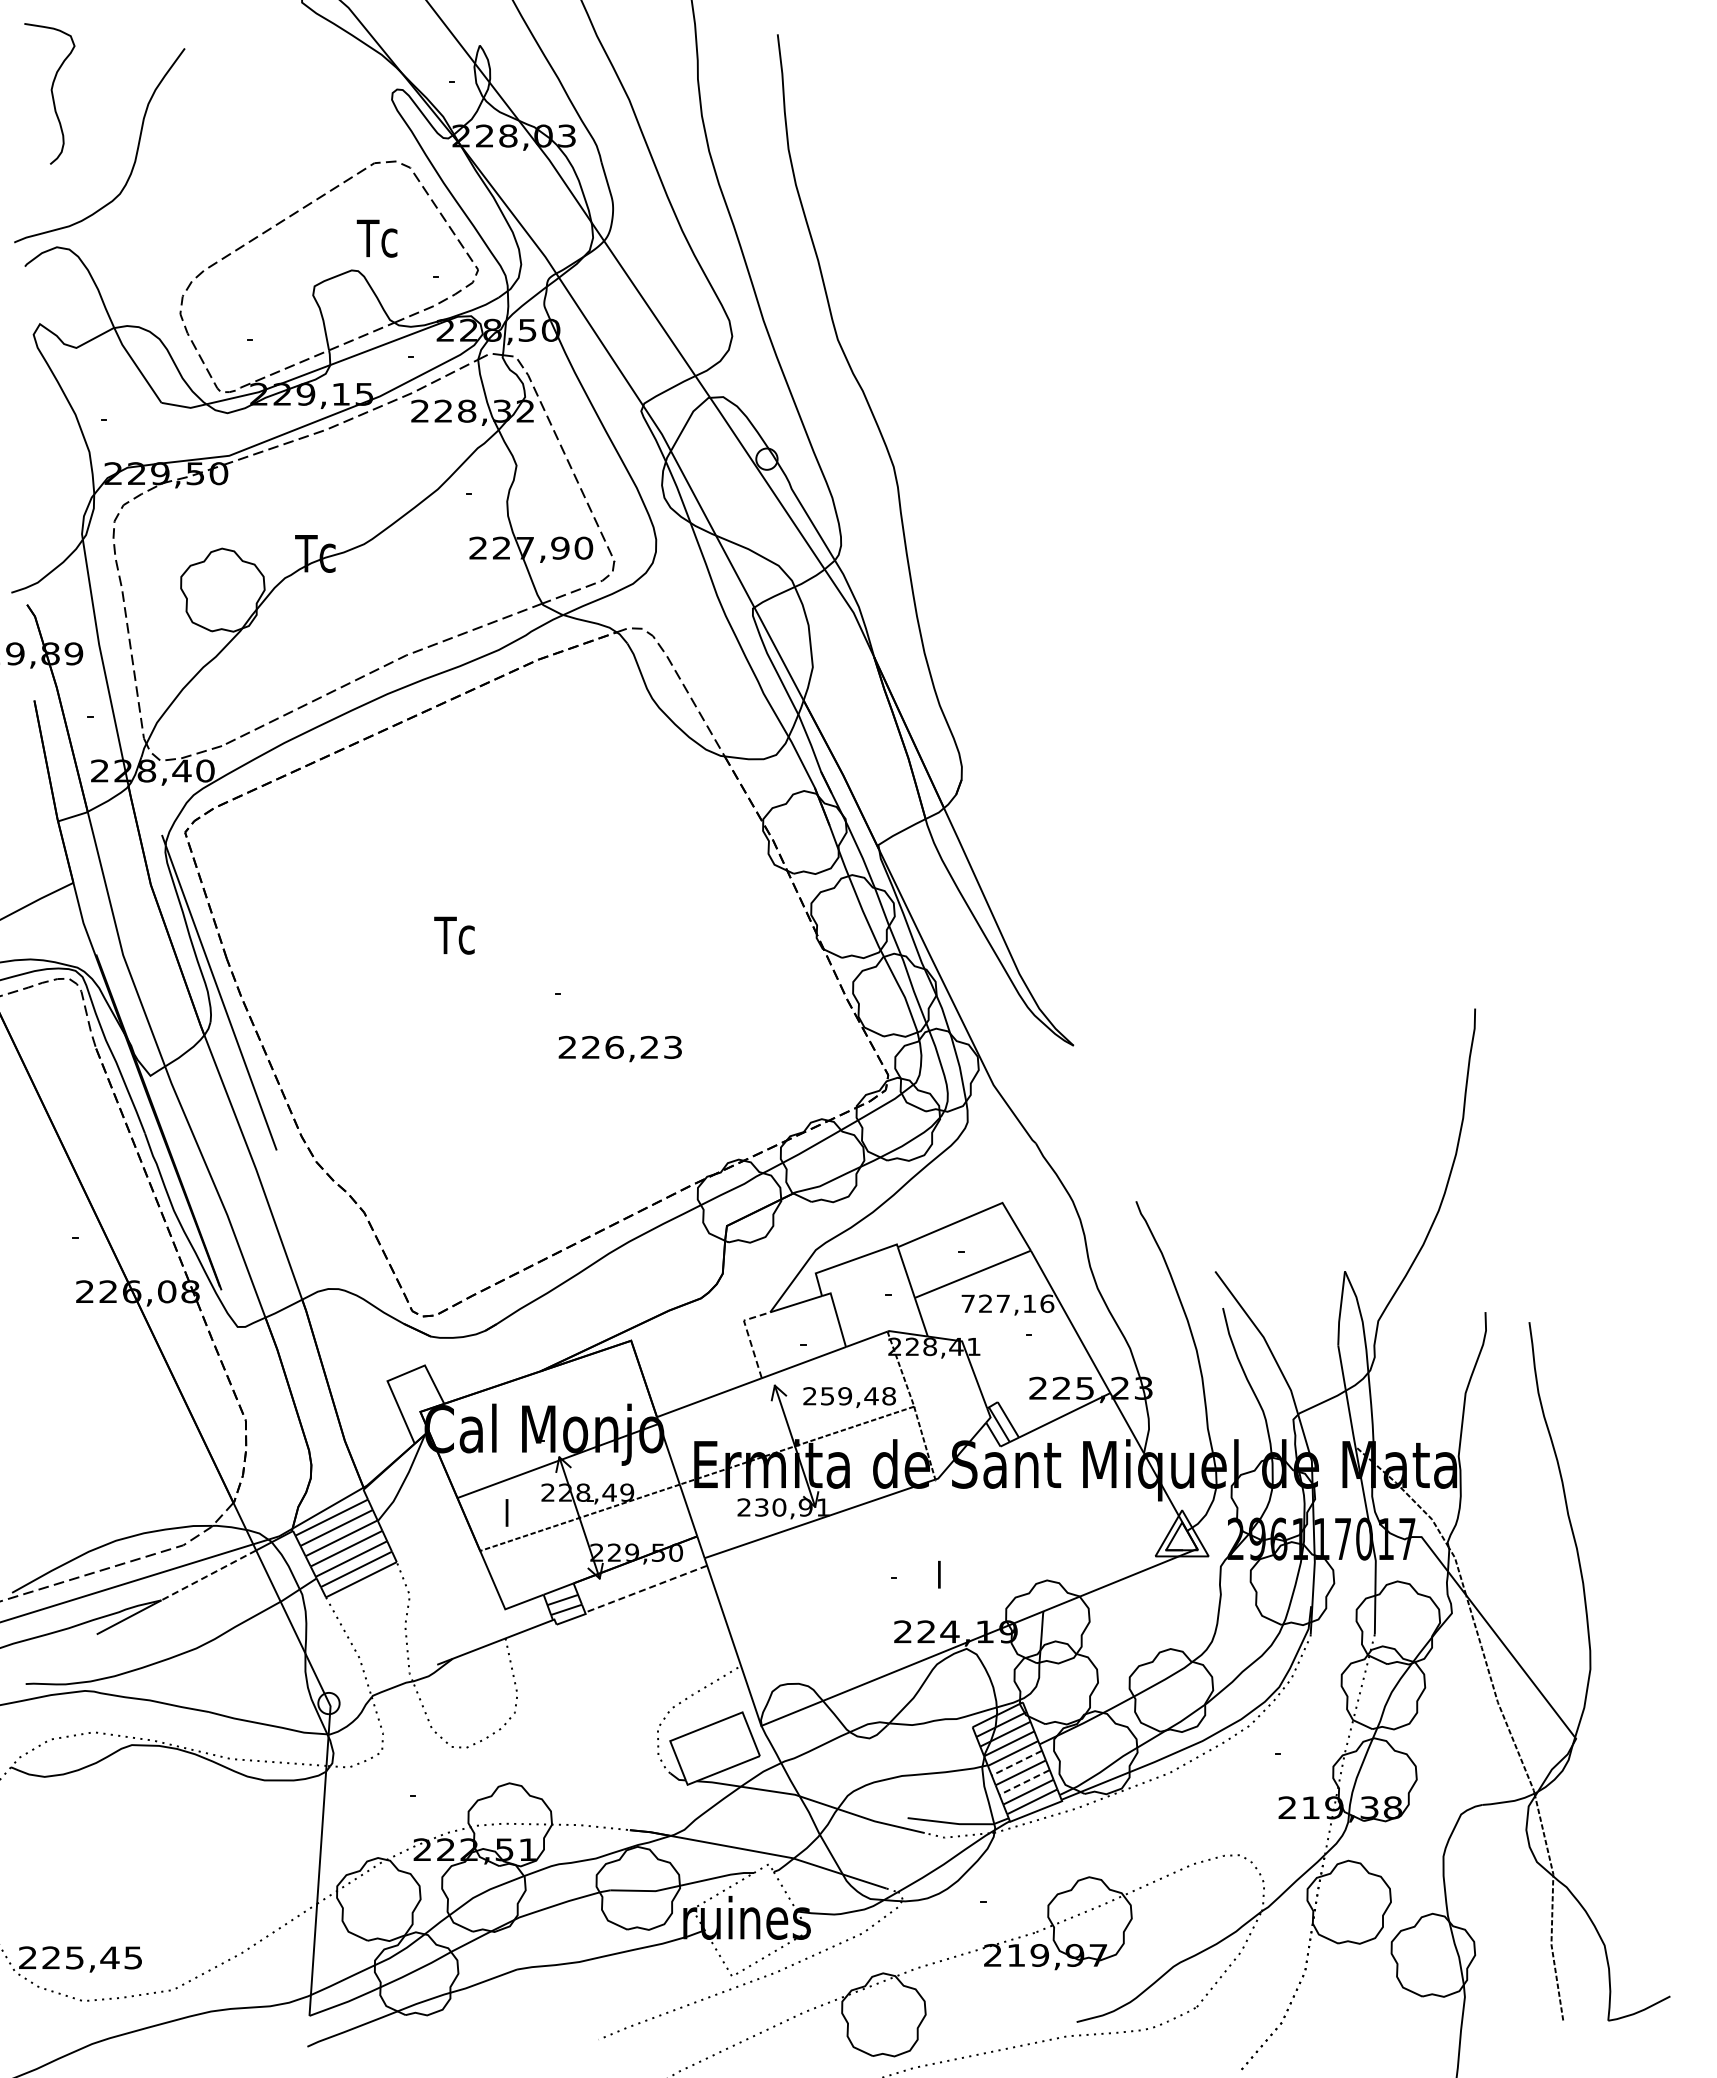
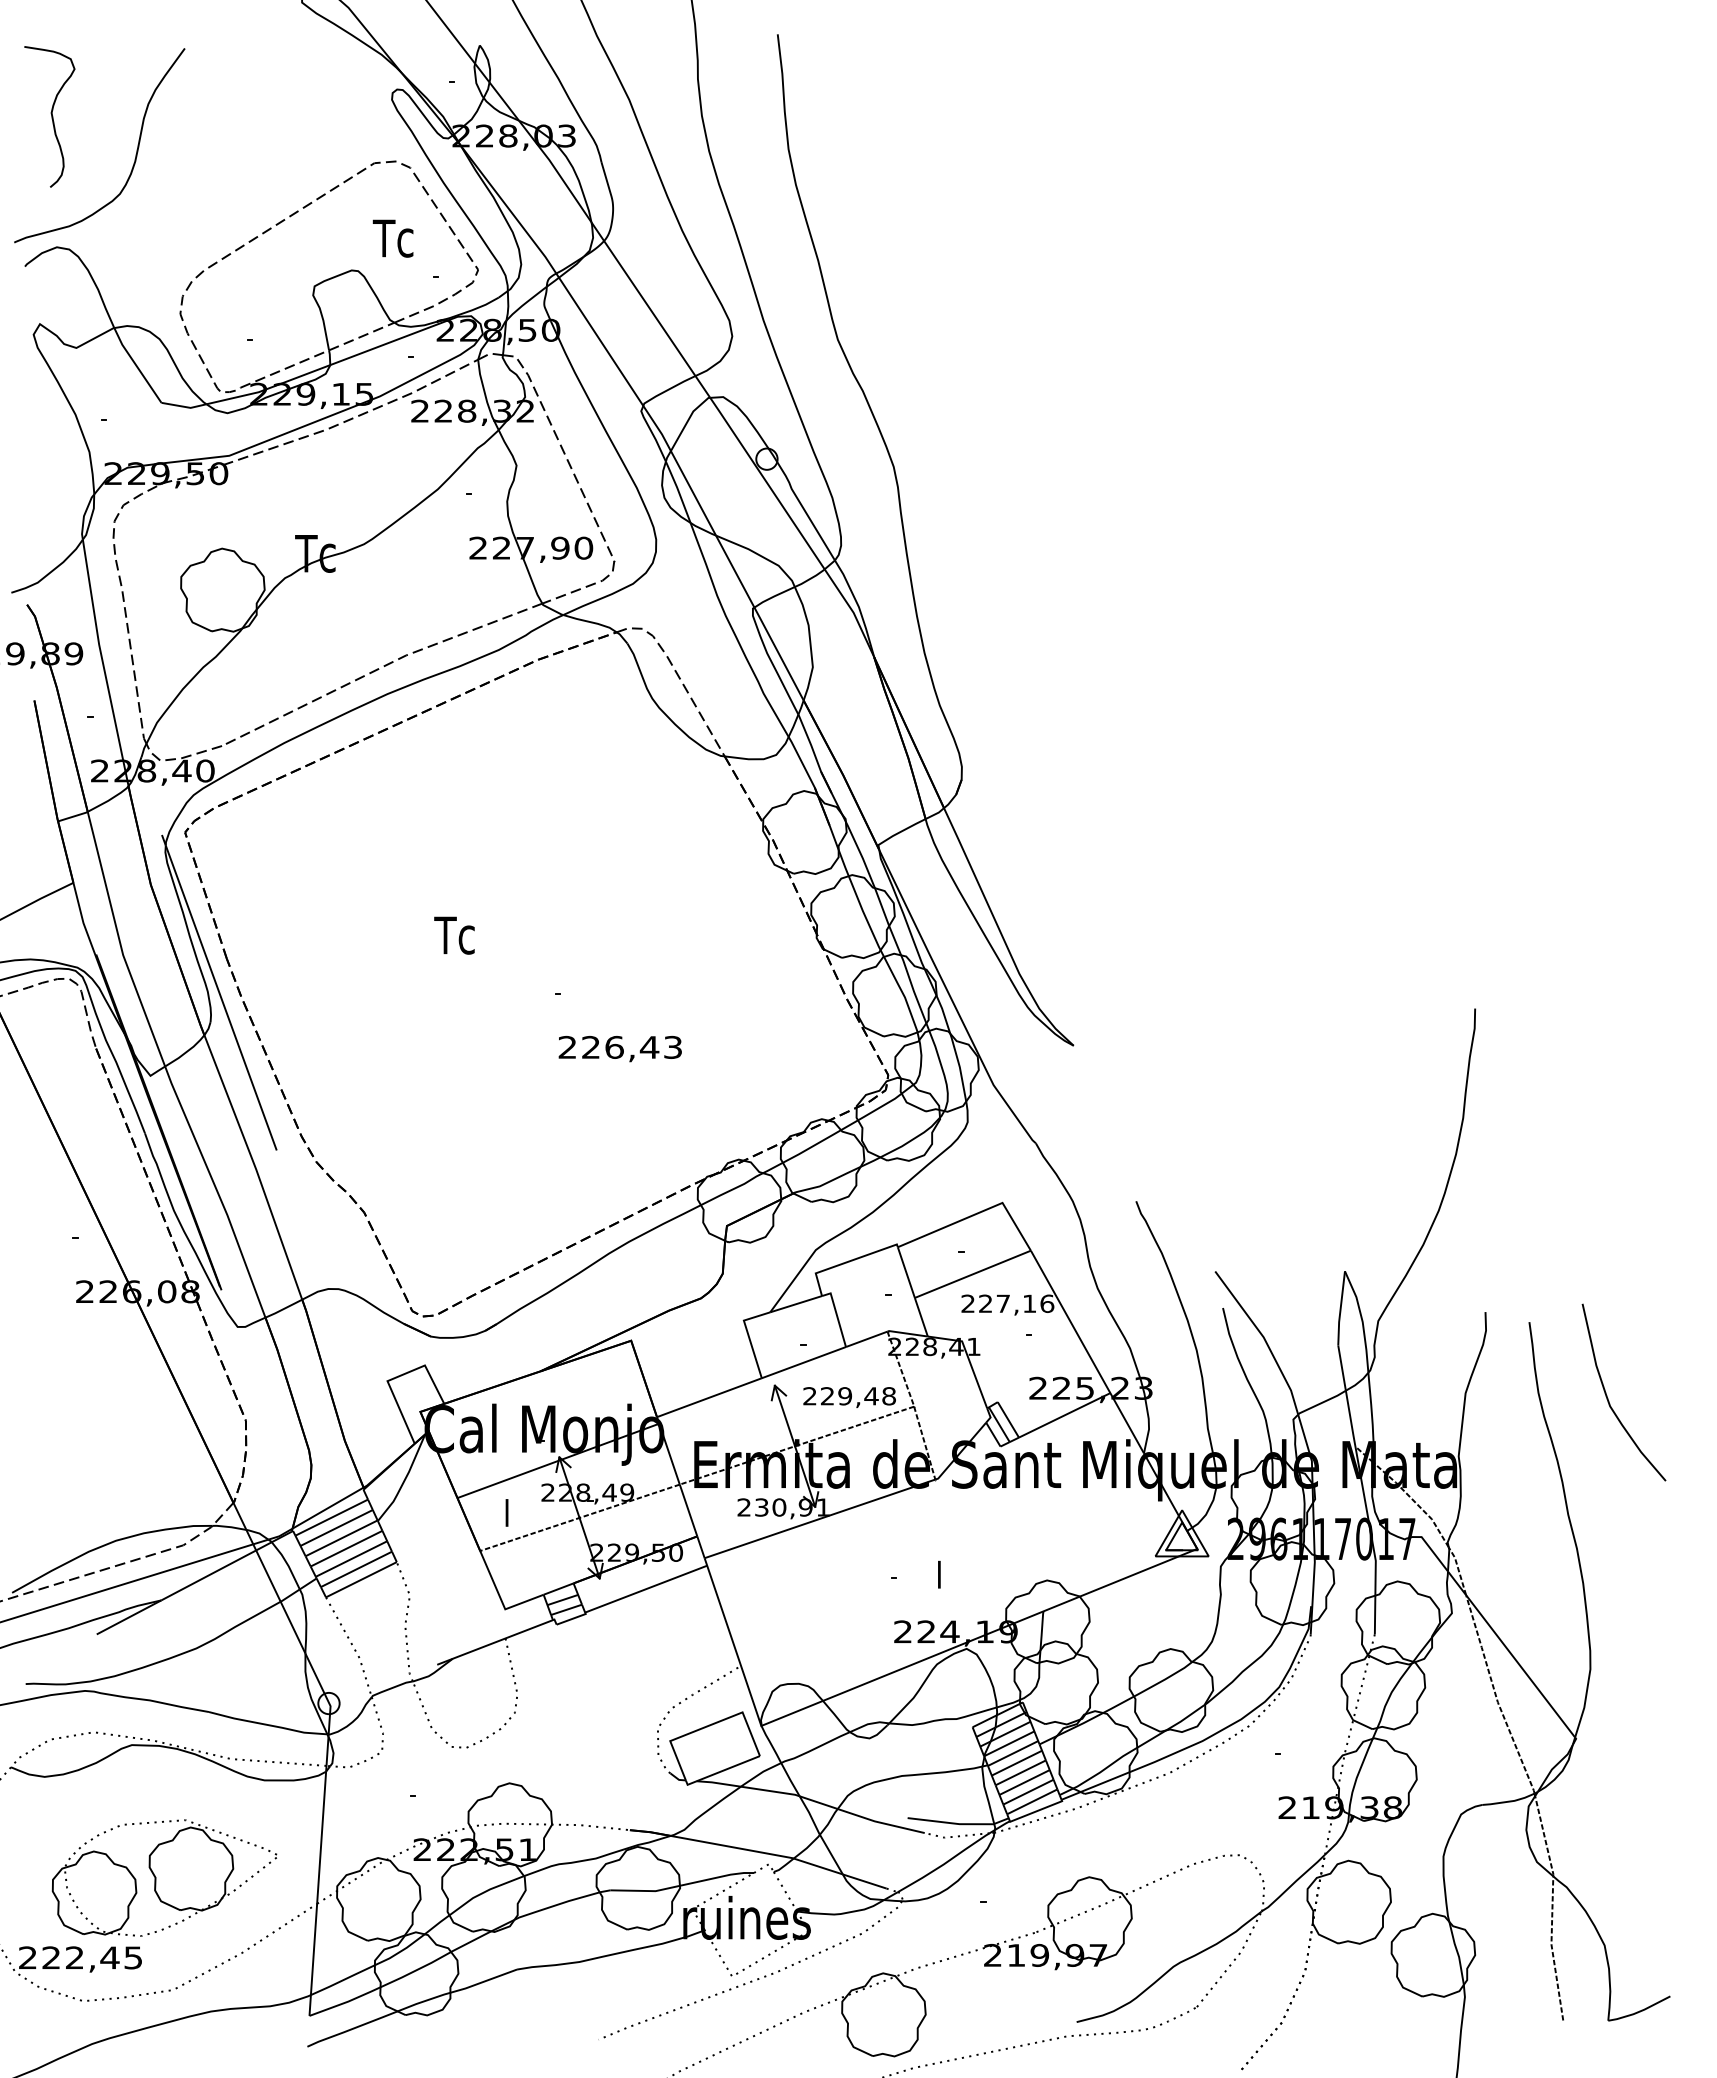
curve position: (51, 93) -> (51, 116) (51, 116)
text position: (376, 238) -> (392, 238) (392, 238)
text: 226,23 -> 226,43 (649, 1046)
text: 727,16 -> 227,16 (967, 1303)
line: dashed -> solid (748, 1335)
text: 259,48 -> 229,48 (827, 1396)
curve: none -> present (1608, 1398)
line: dashed -> solid (208, 1575)
line: dashed -> solid (645, 1589)
line: dashed -> solid (1016, 1763)
line: dashed -> solid (1024, 1782)
part: none -> present (164, 1877)
text: 225,45 -> 222,45 (74, 1957)
